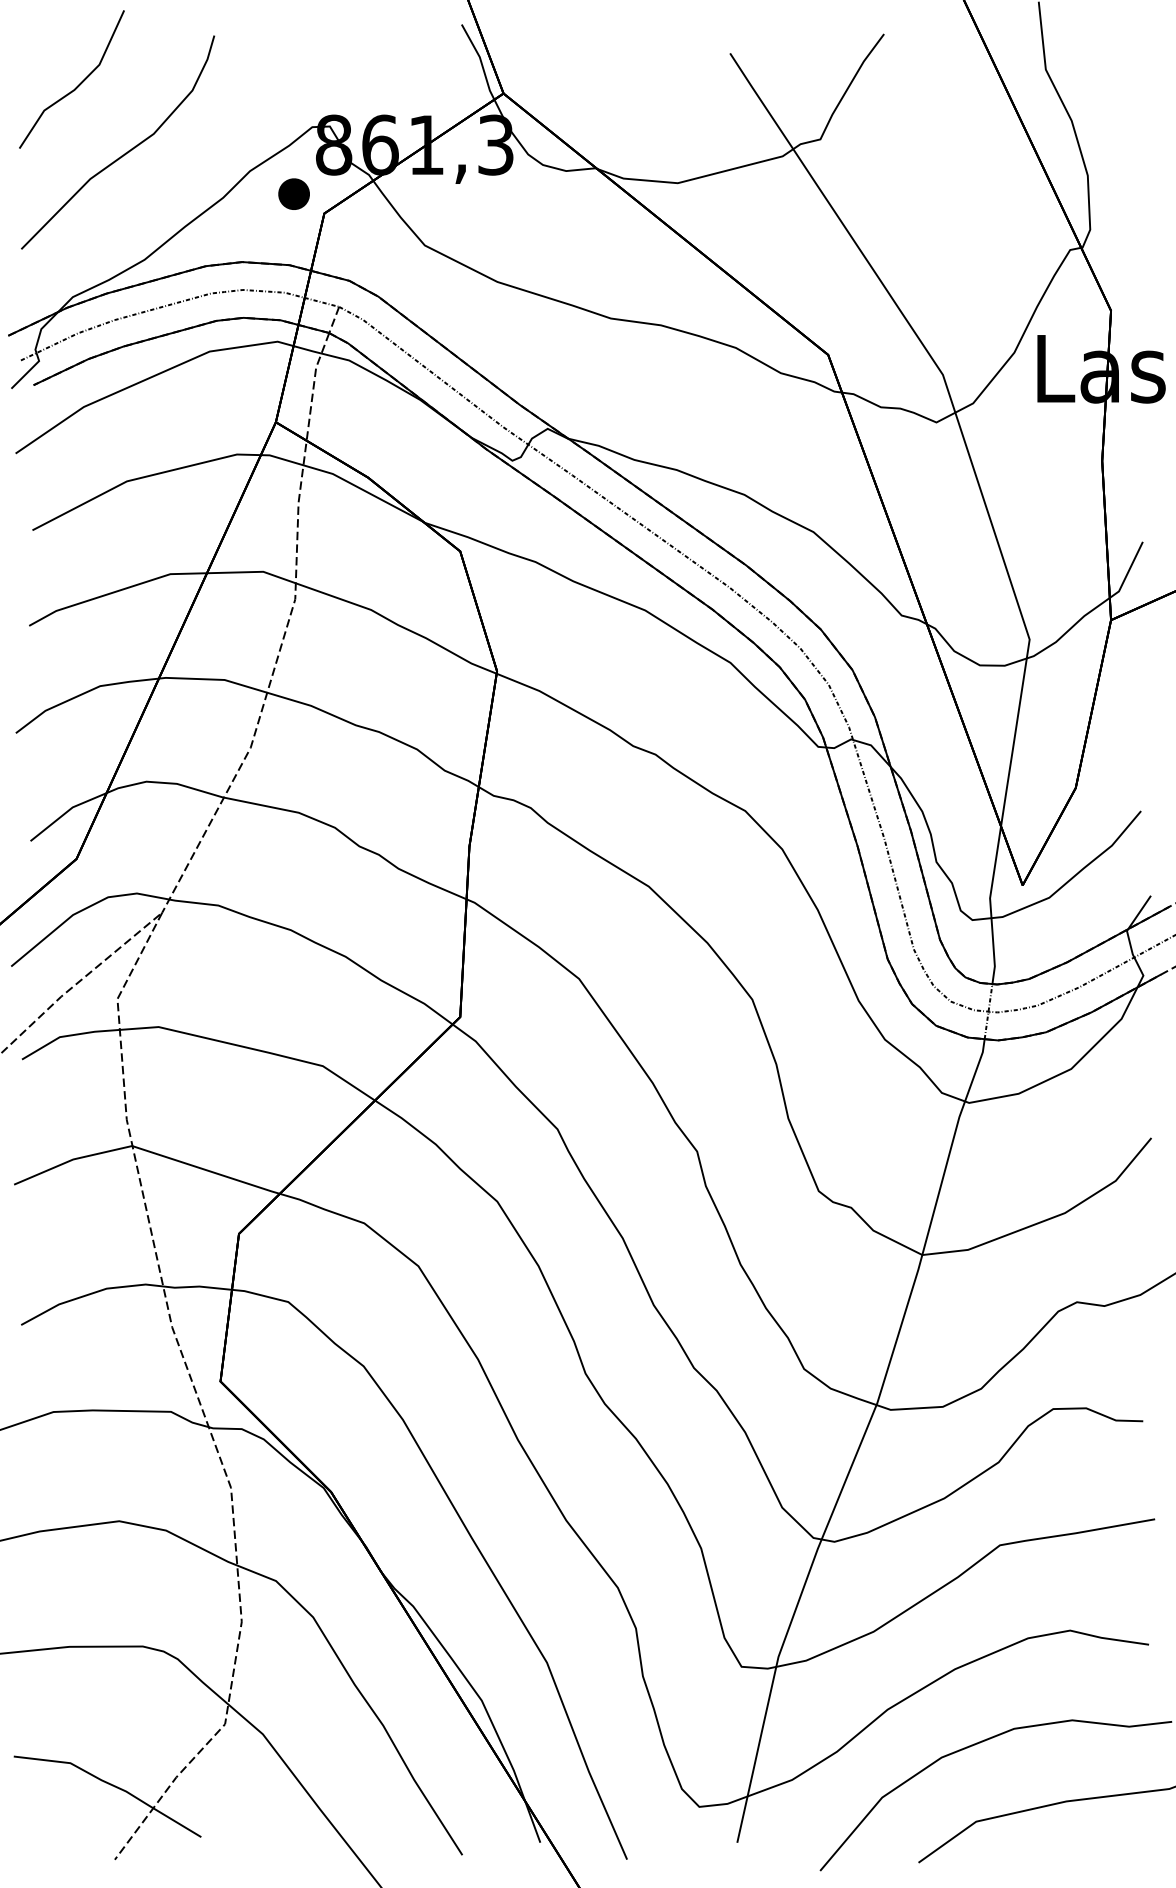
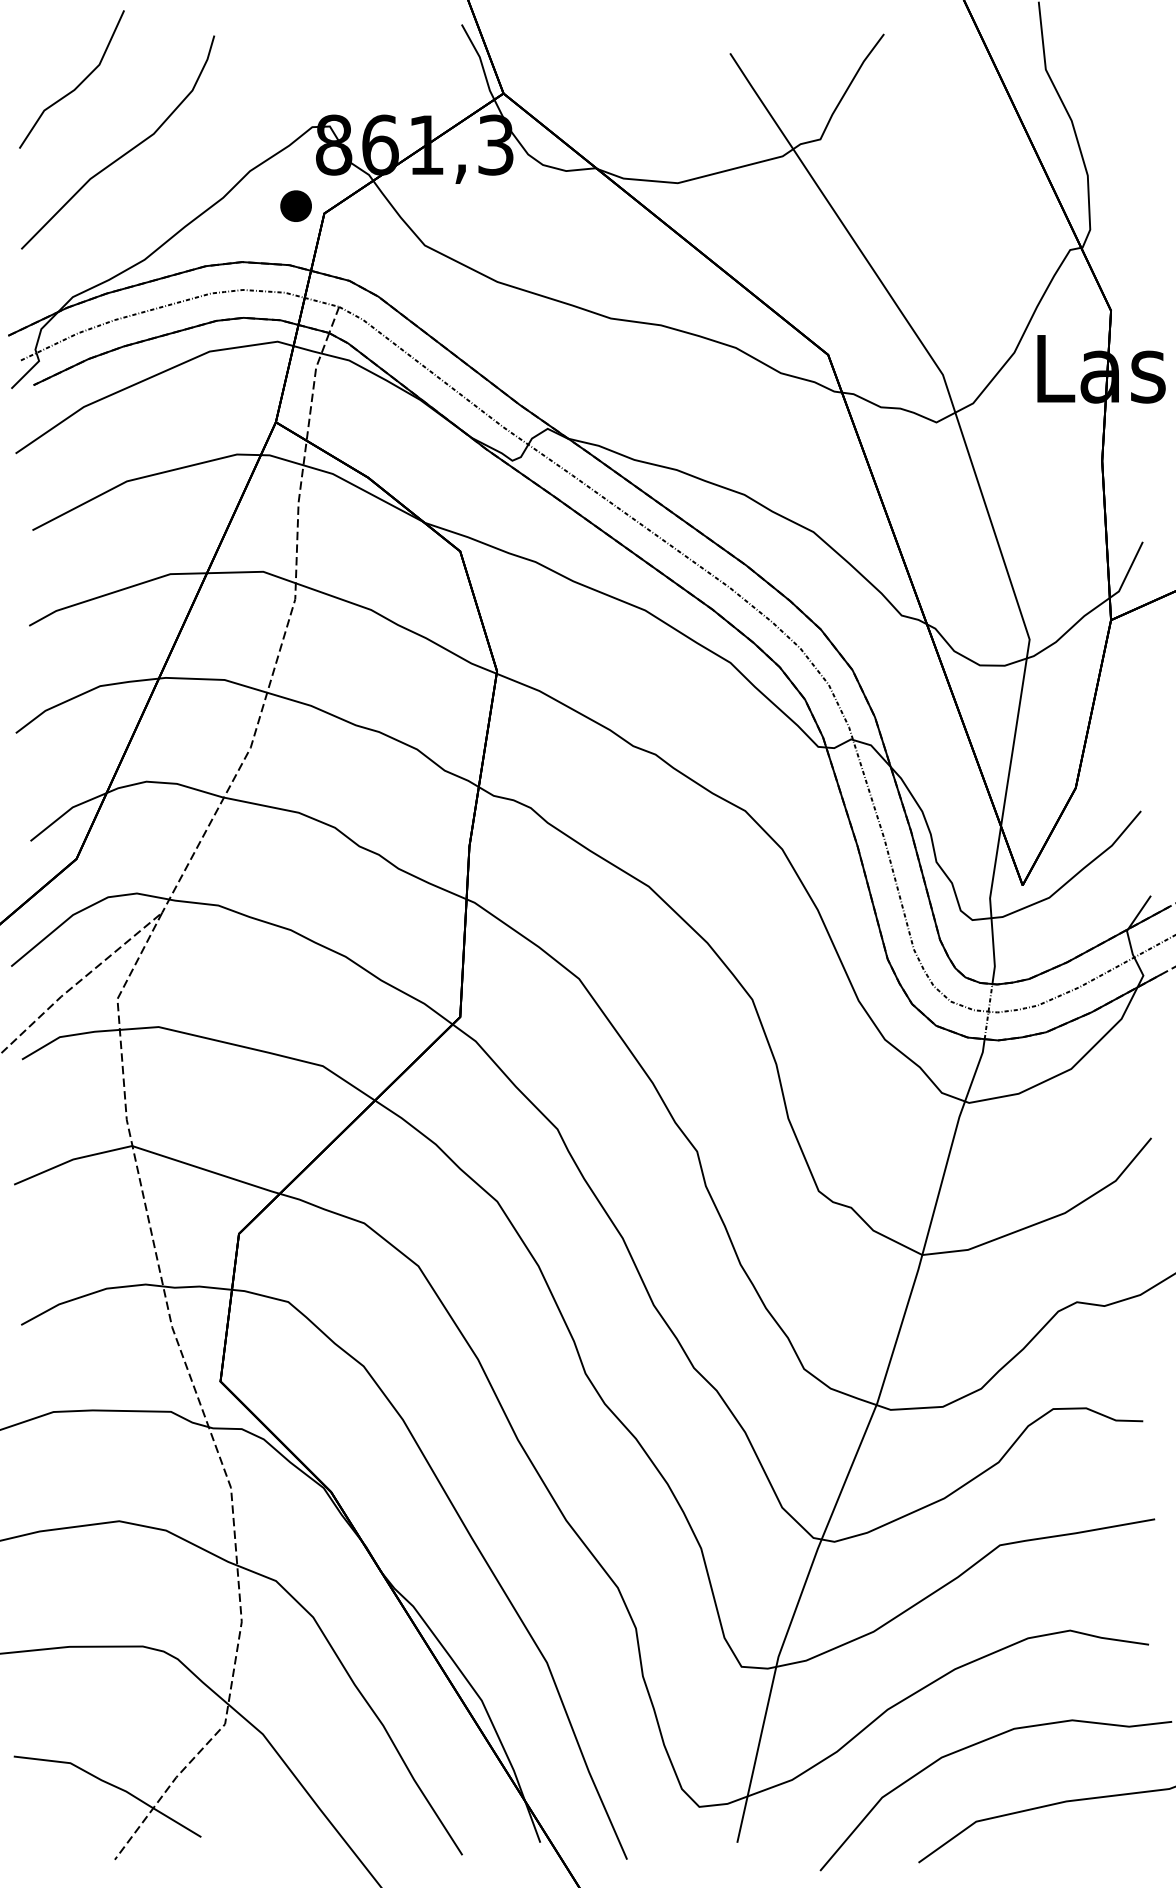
part position: (293, 193) -> (295, 205) (295, 205)
